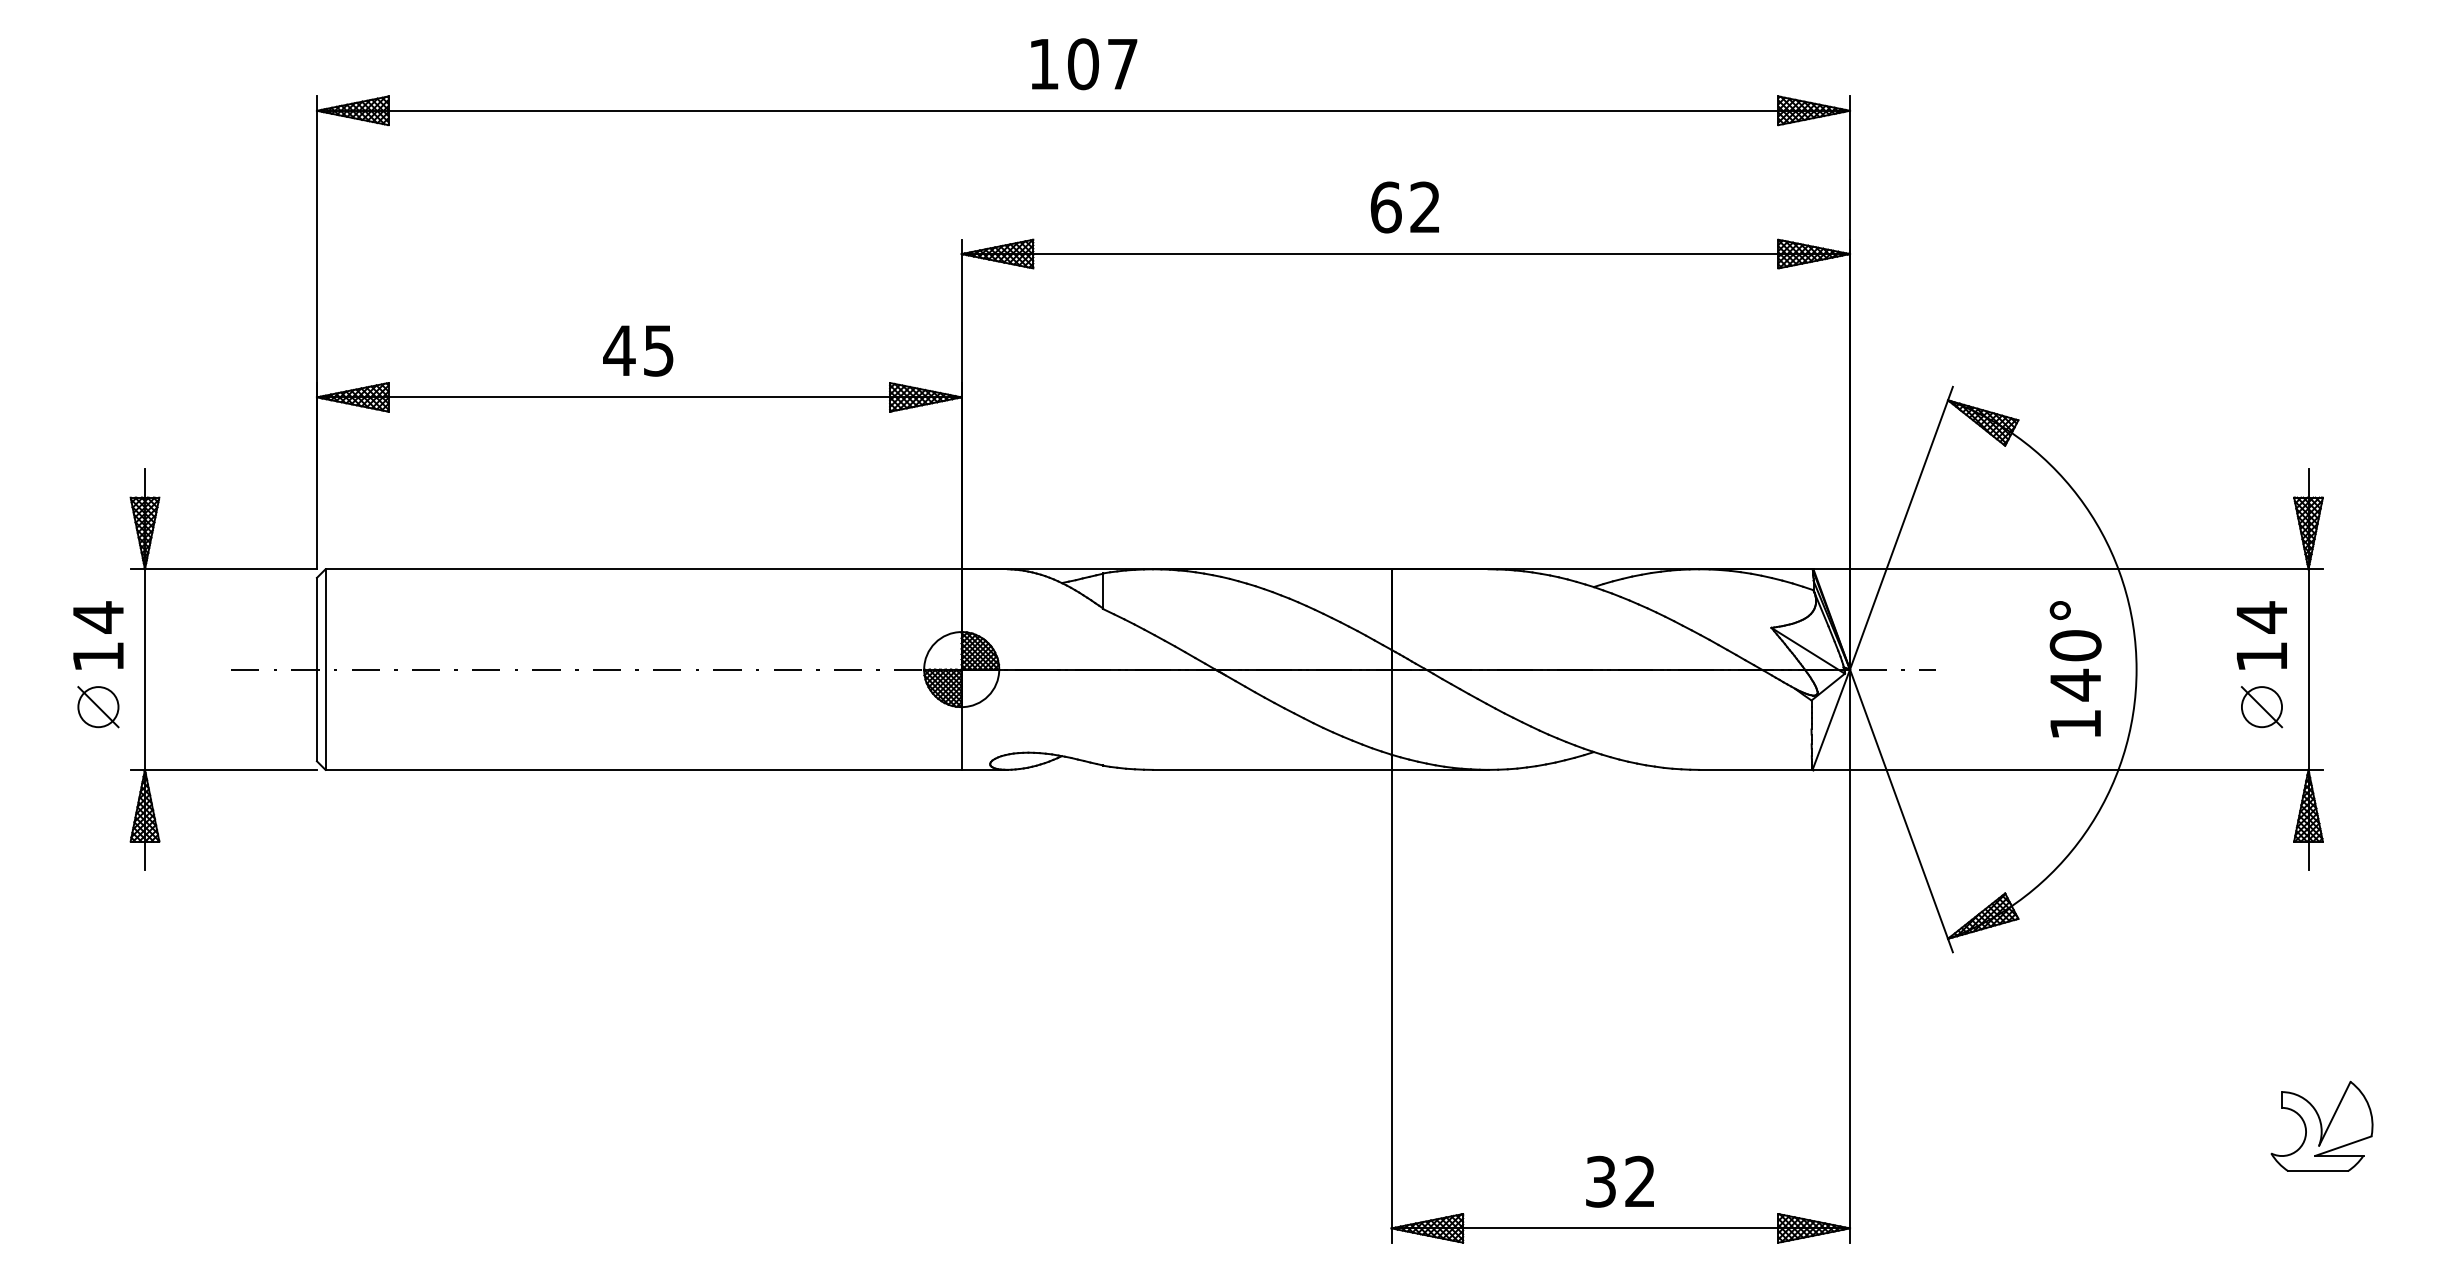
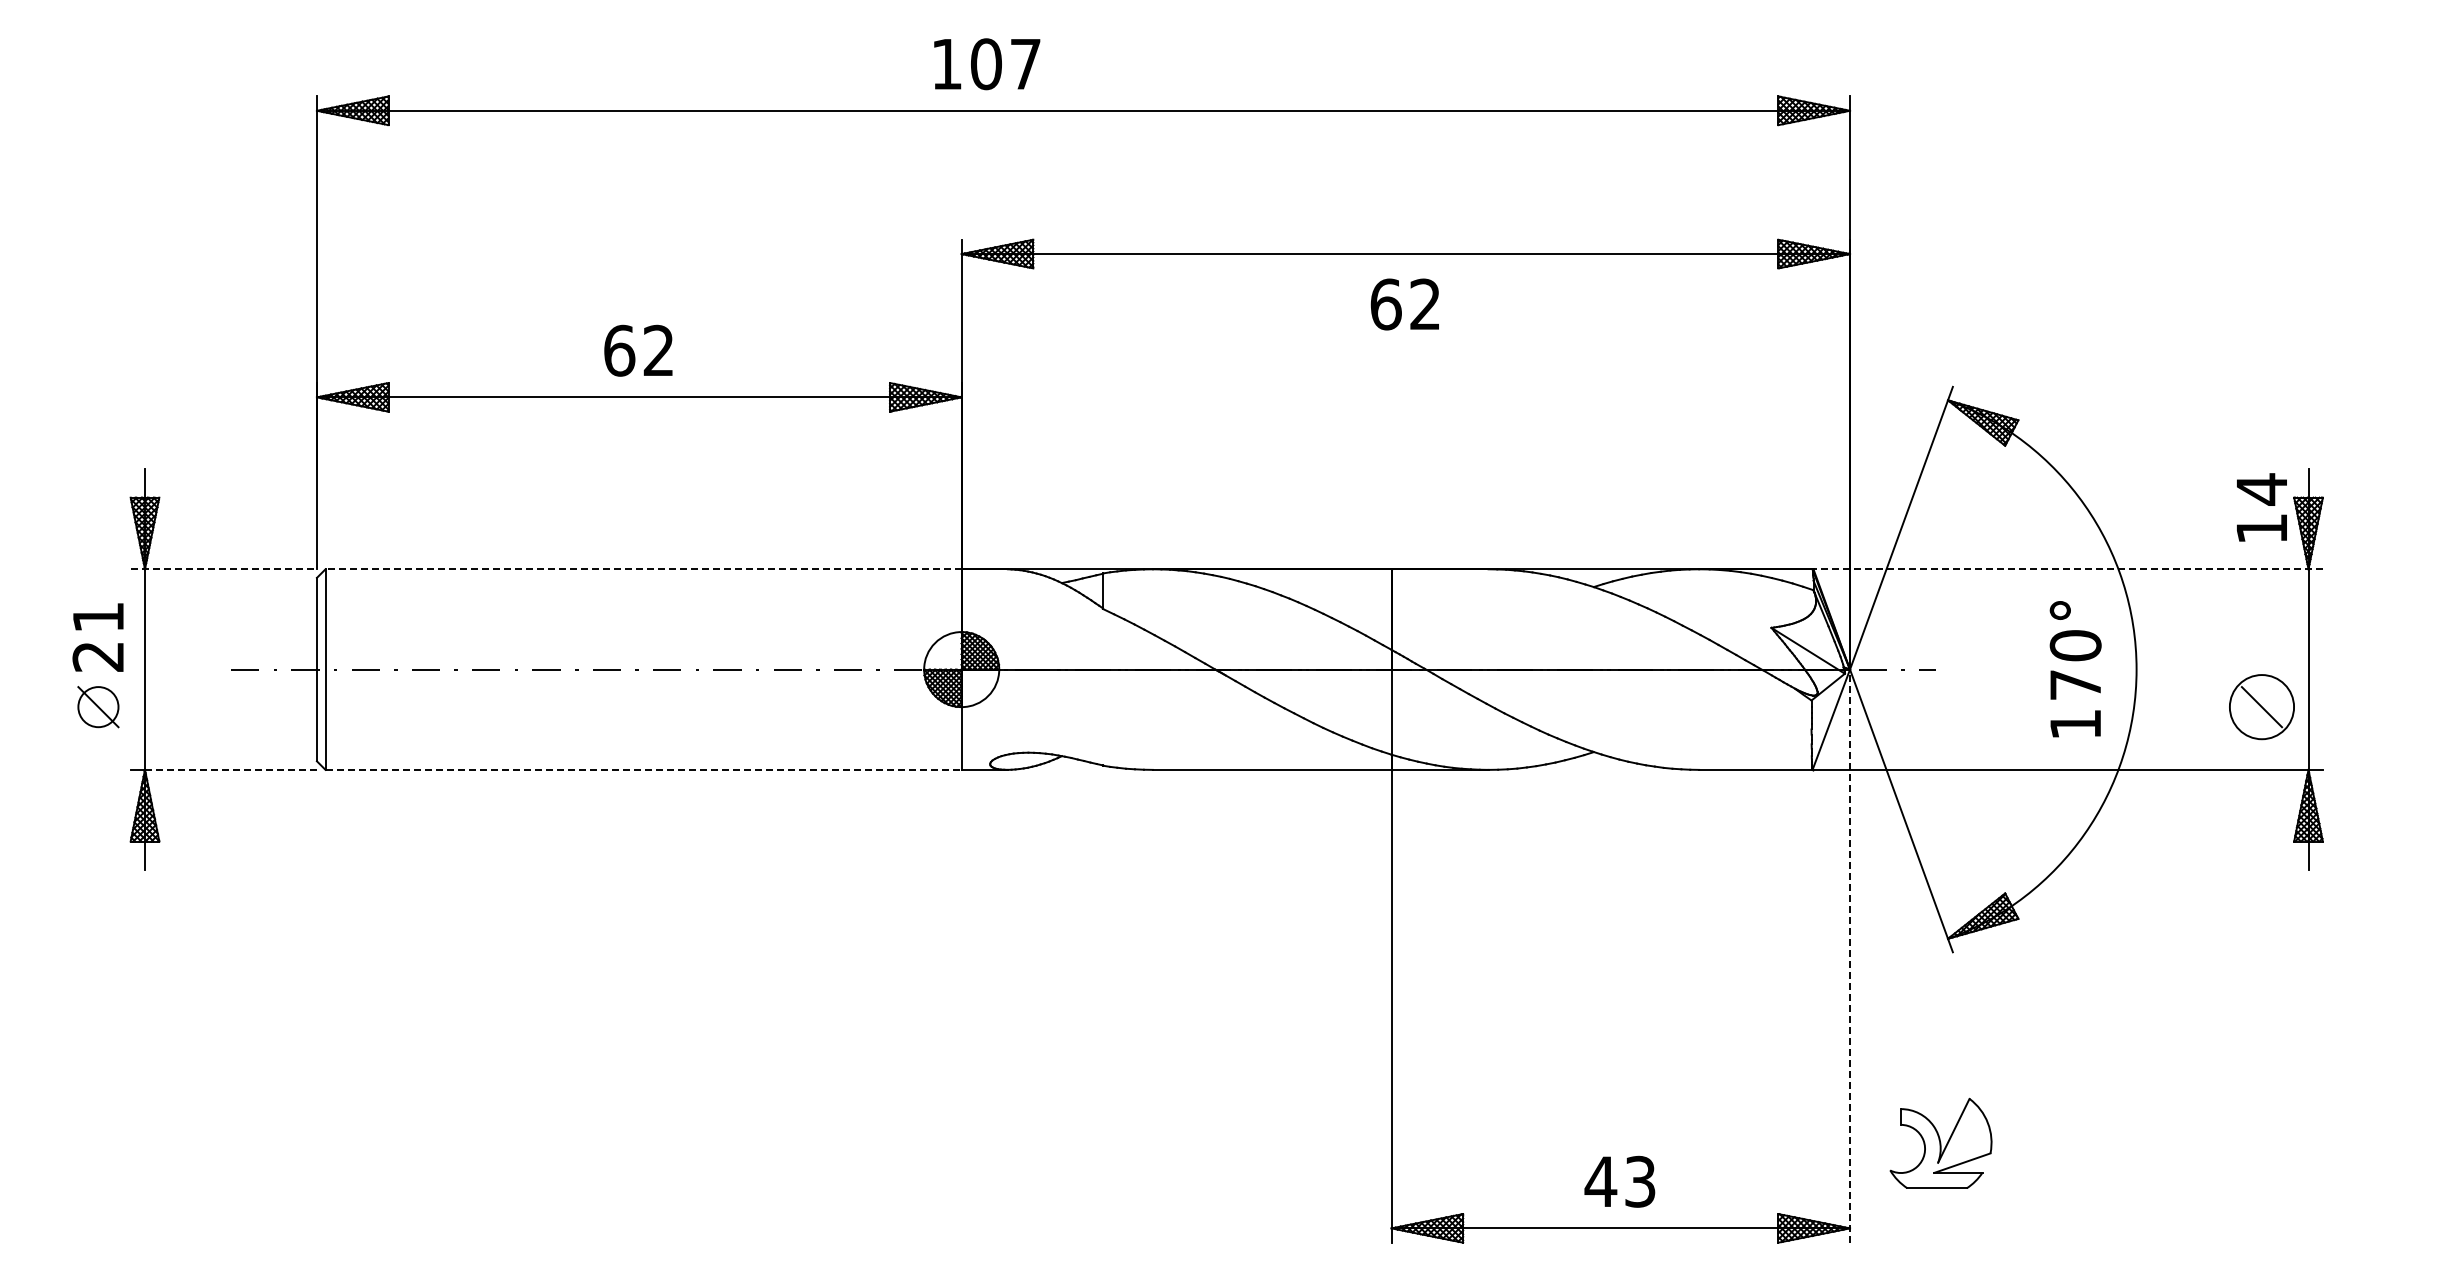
text position: (1084, 64) -> (987, 64) (987, 64)
text position: (1404, 207) -> (1404, 304) (1404, 304)
text: 45 -> 62 (638, 350)
line: solid -> dashed (224, 569)
line: solid -> dashed (643, 569)
line: solid -> dashed (2068, 569)
text position: (2261, 635) -> (2261, 507) (2261, 507)
text: 14 -> 21 (97, 636)
text: 140° -> 170° (2075, 684)
circle diameter: 40 px -> 64 px (2261, 707)
line: solid -> dashed (230, 769)
line: solid -> dashed (644, 769)
line: solid -> dashed (1850, 956)
part position: (2321, 1125) -> (1940, 1142) (1940, 1142)
text: 32 -> 43 (1619, 1181)
